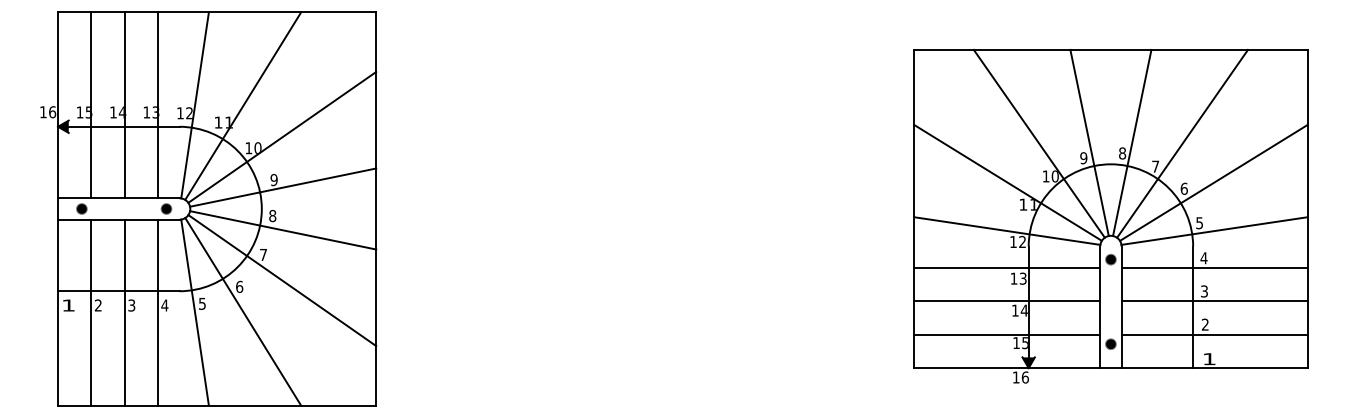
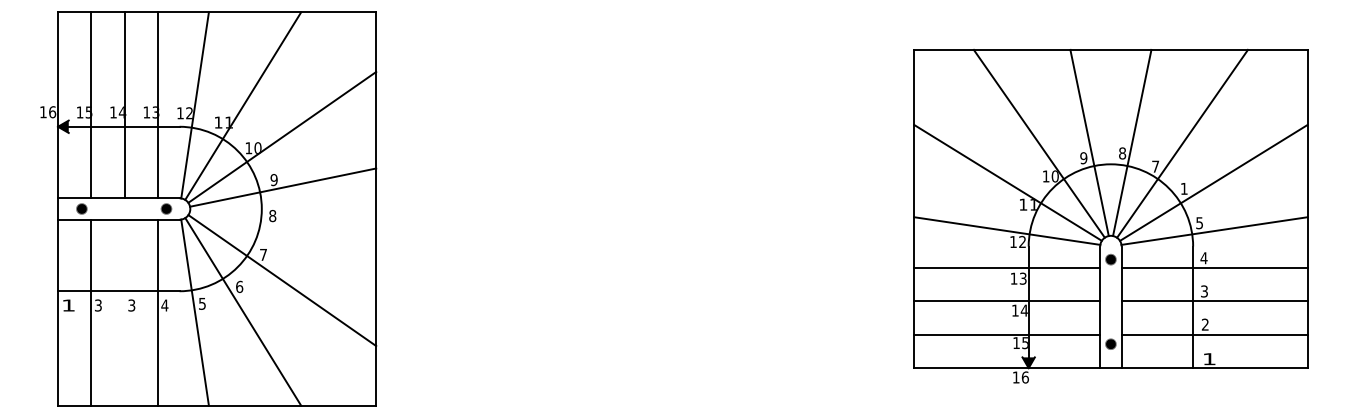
text: 6 -> 1 (1183, 188)
line: present -> none (283, 230)
text: 2 -> 3 (98, 305)
line: present -> none (124, 312)
